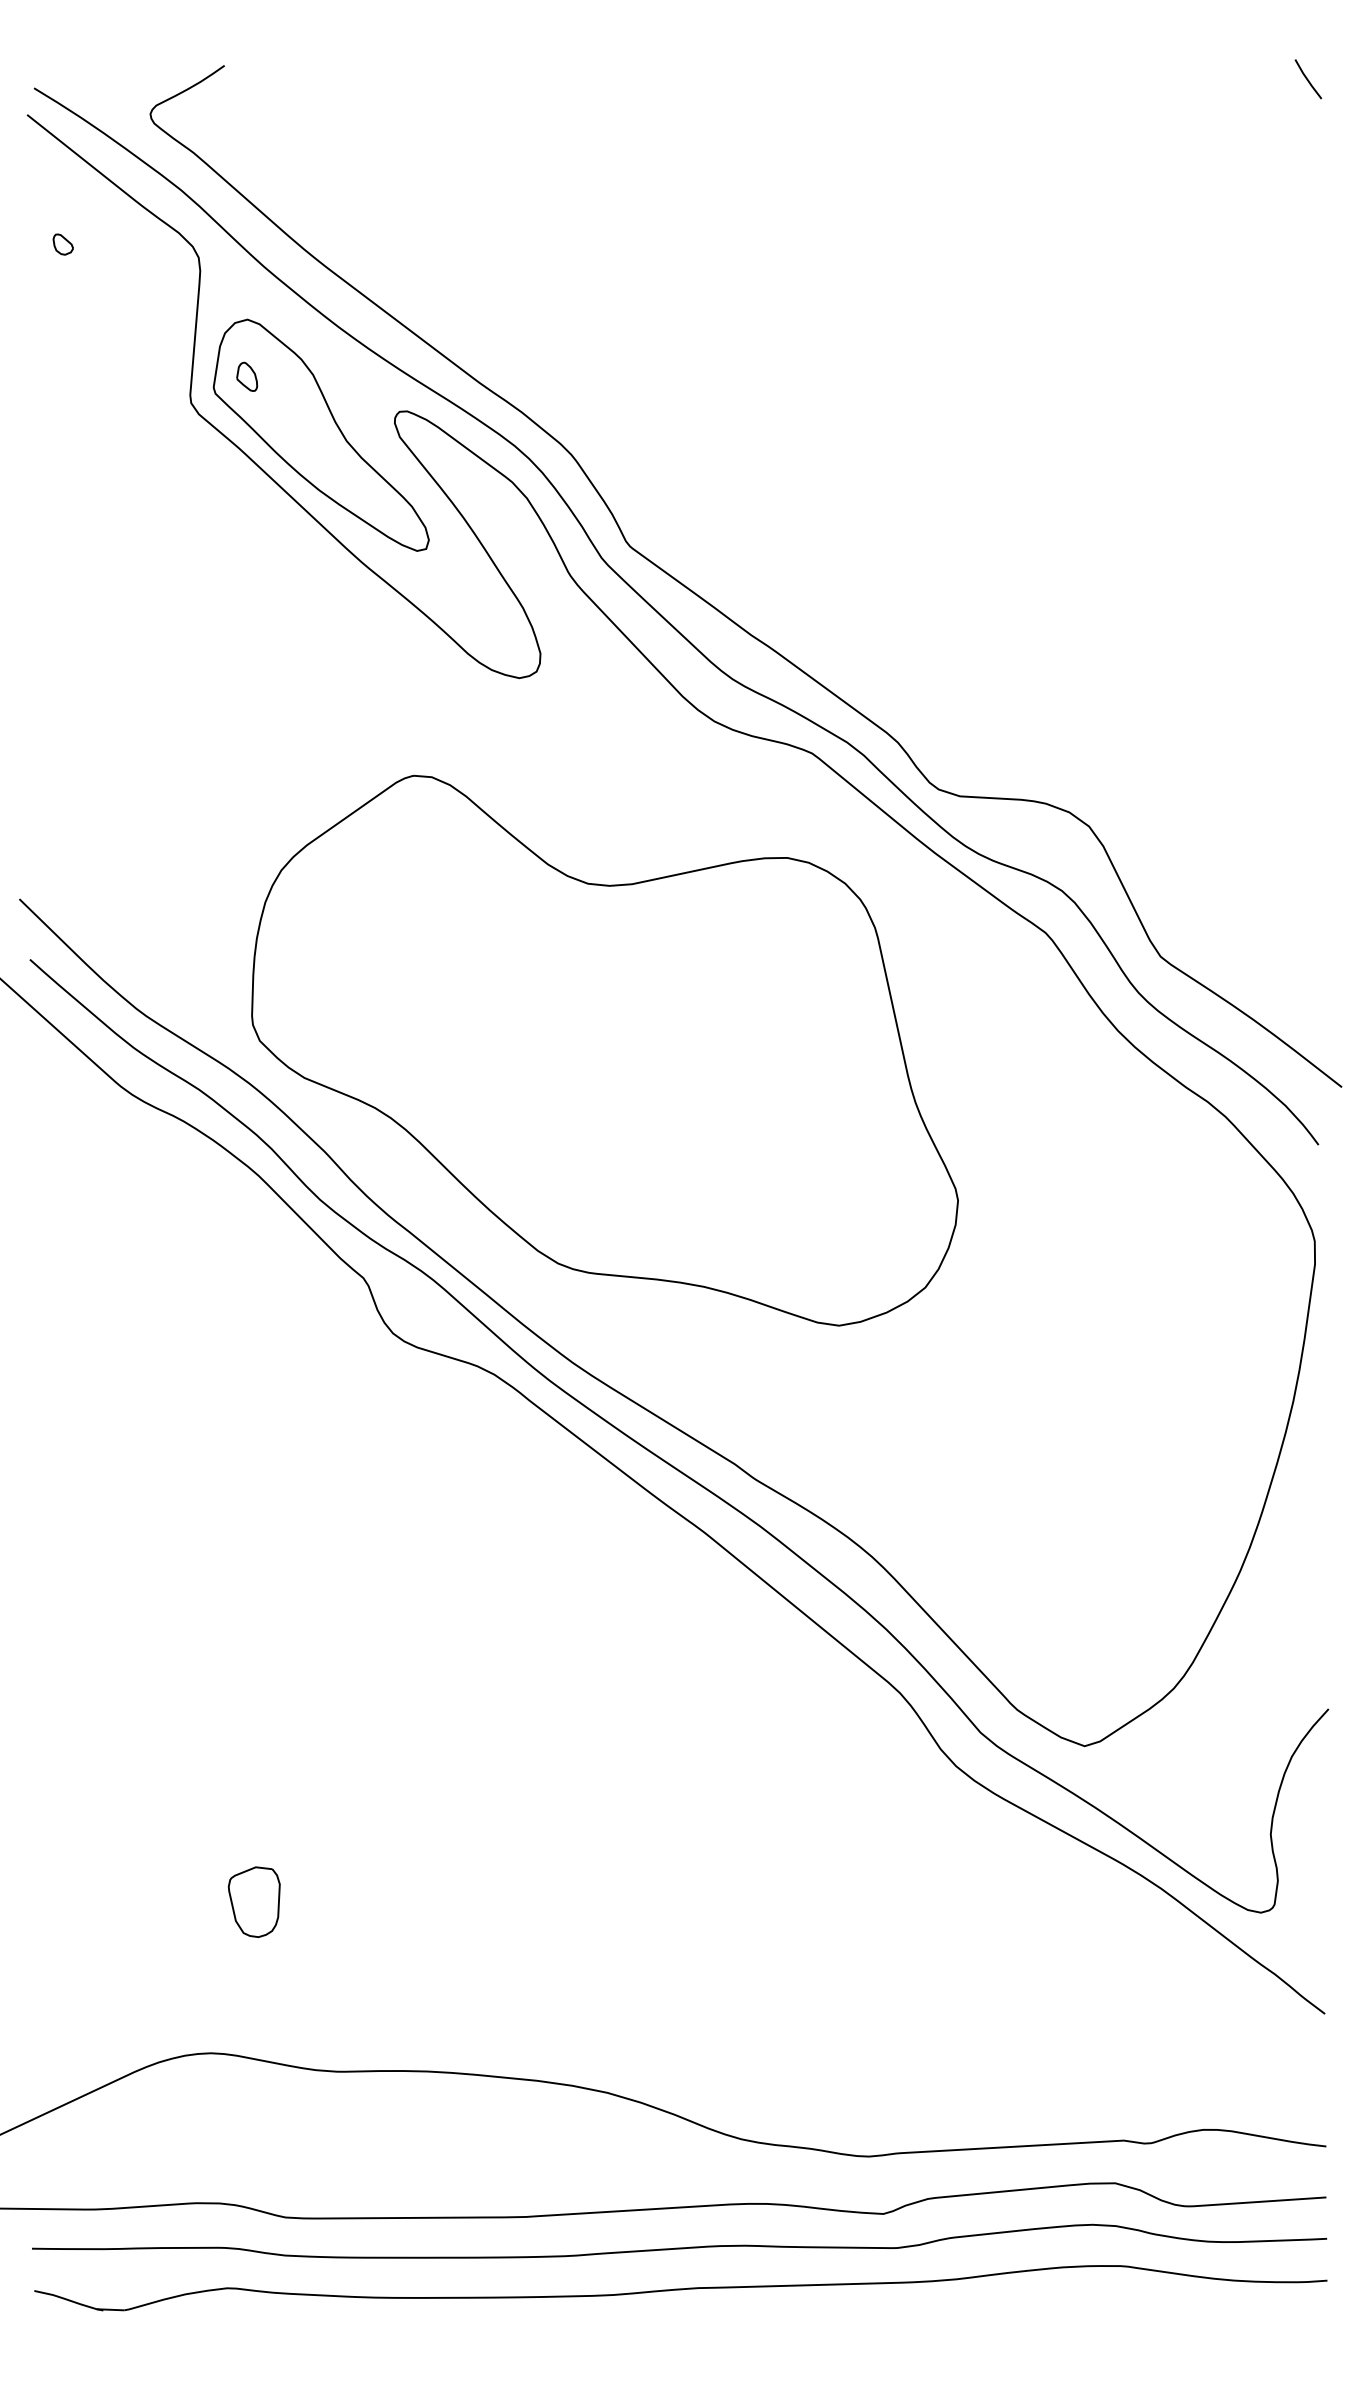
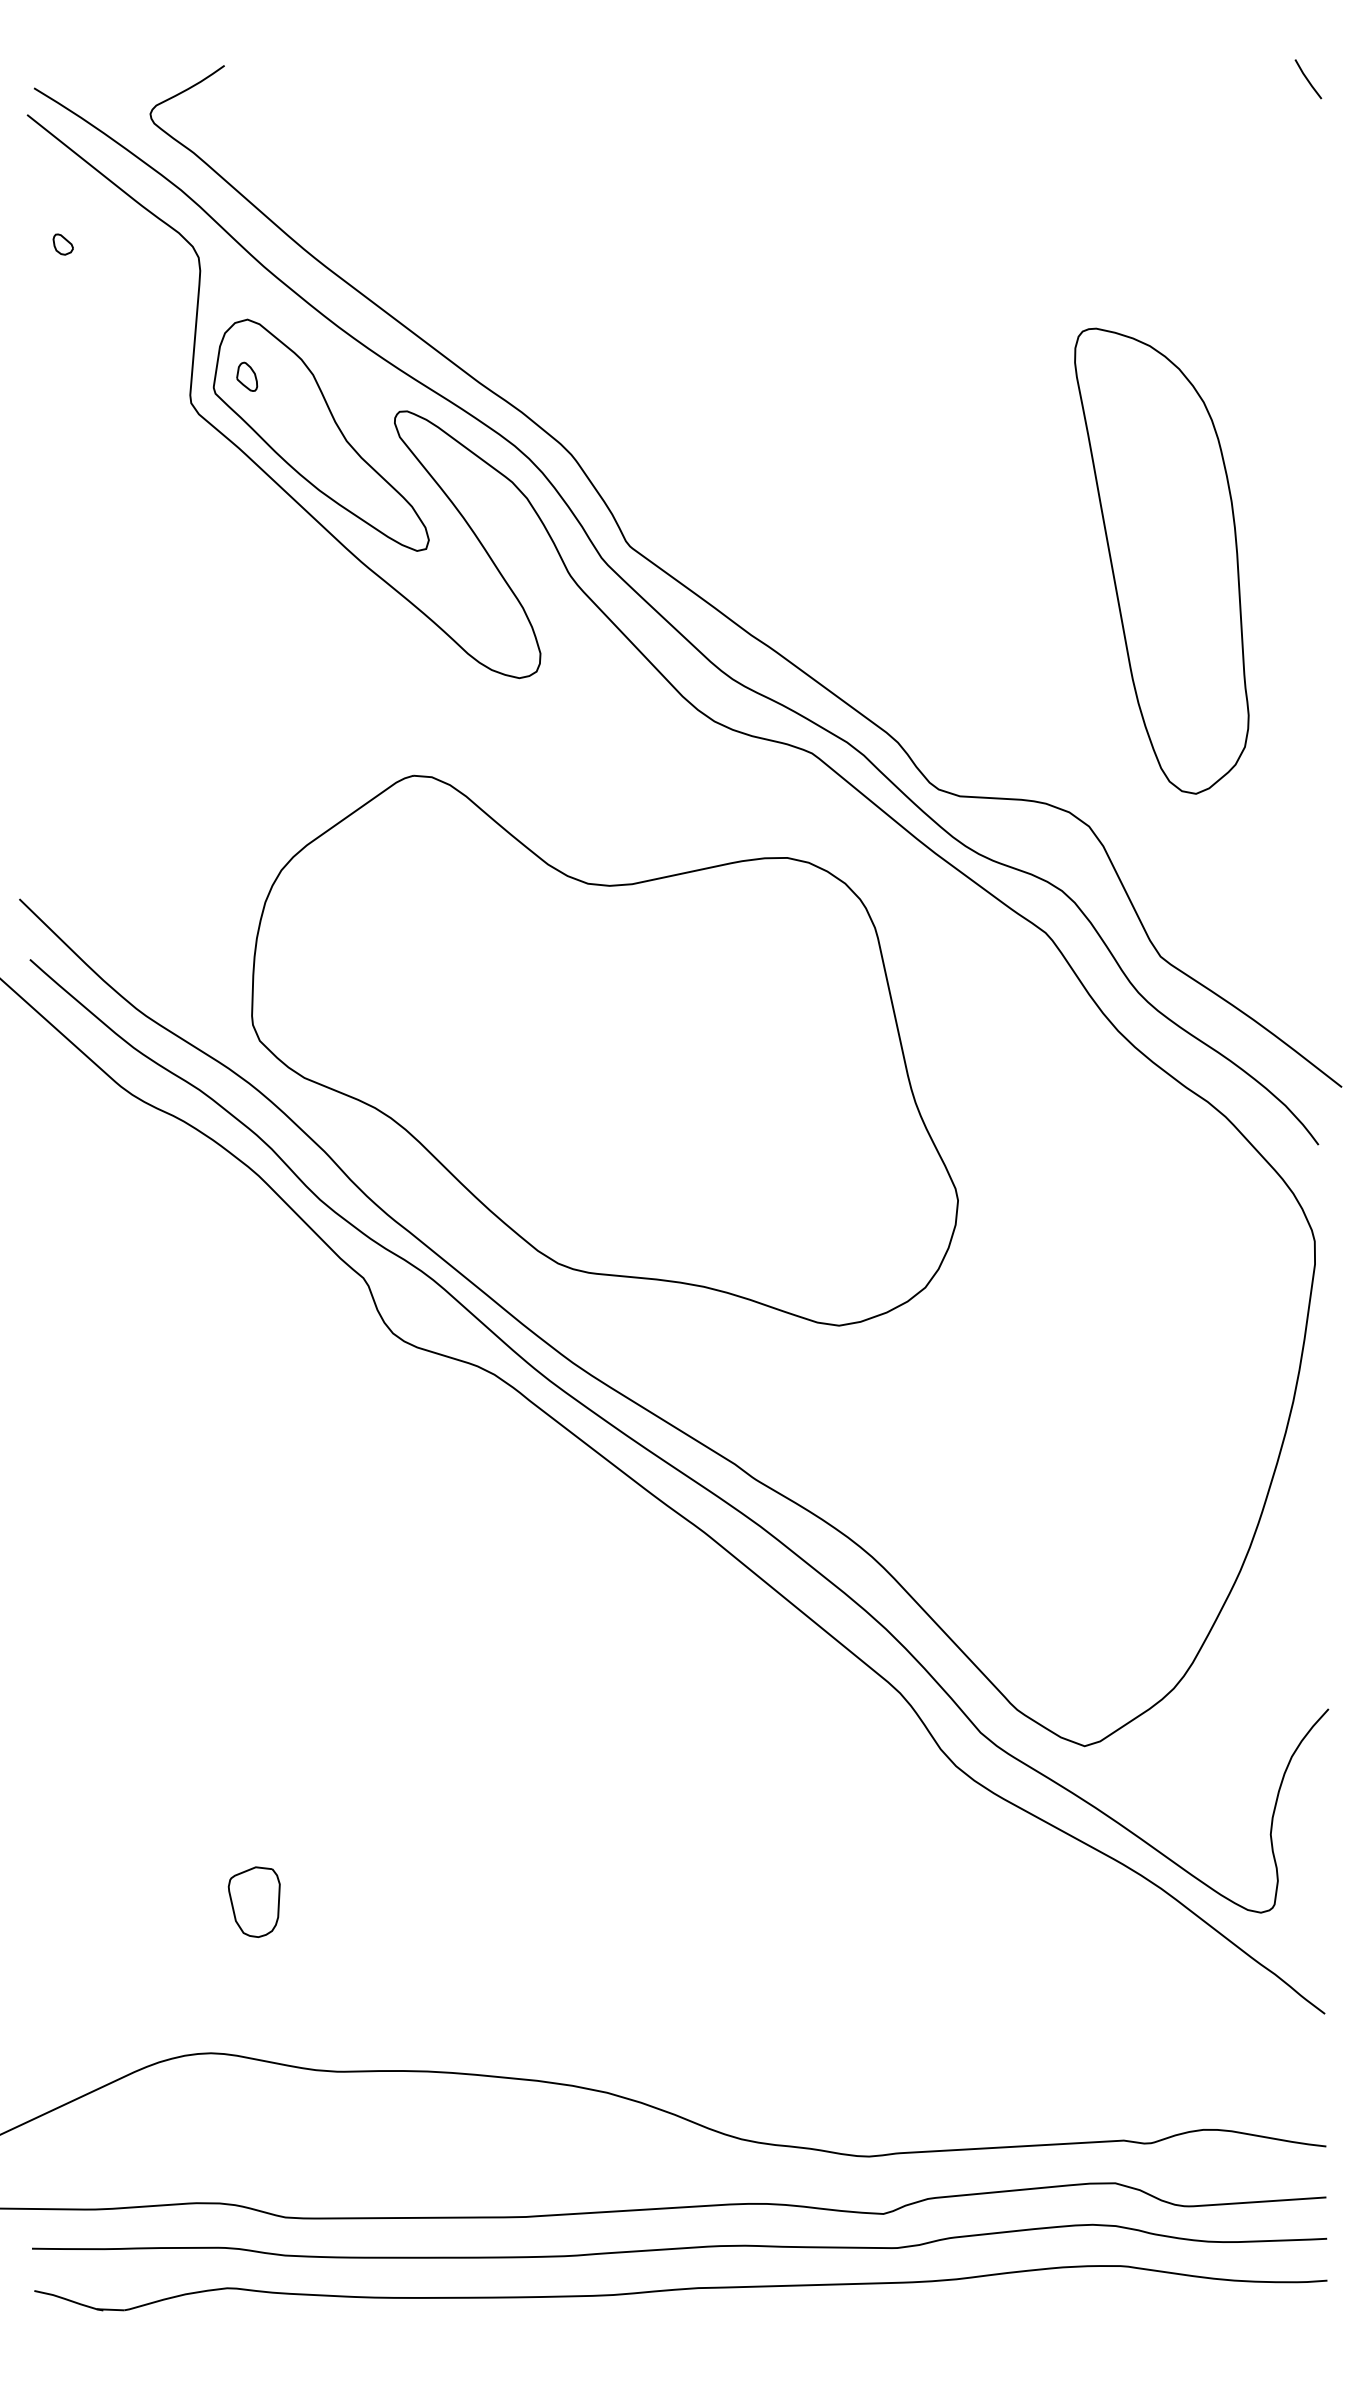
part: none -> present (1161, 560)
